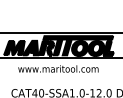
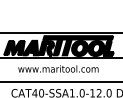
line: none -> present (60, 81)
